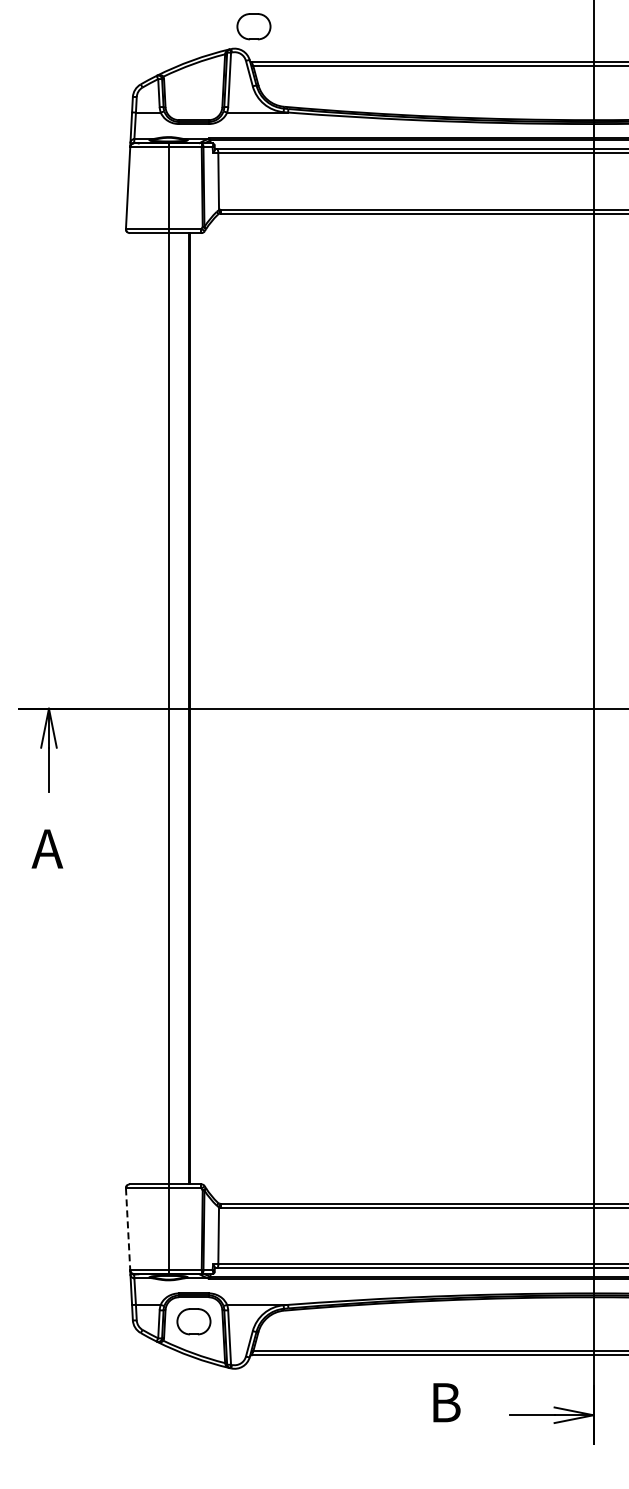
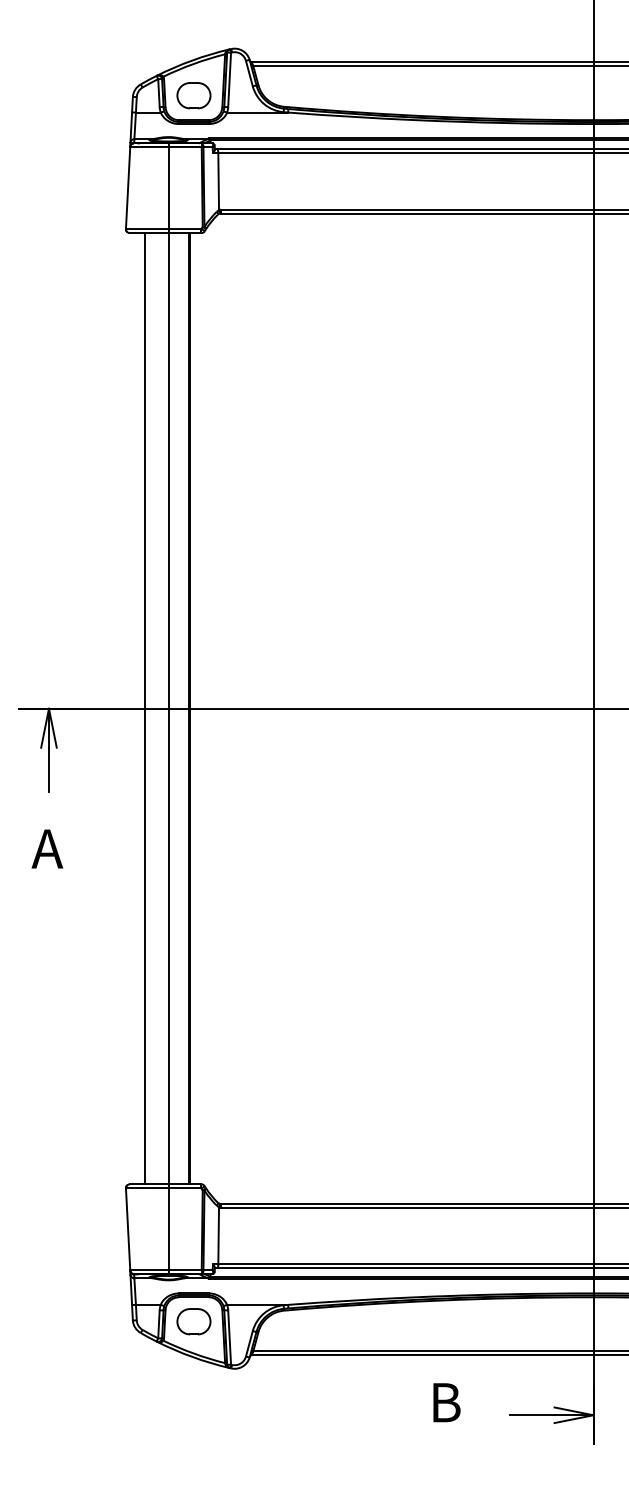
part position: (253, 26) -> (193, 95) (193, 95)
line: none -> present (145, 708)
line: dashed -> solid (128, 1229)
